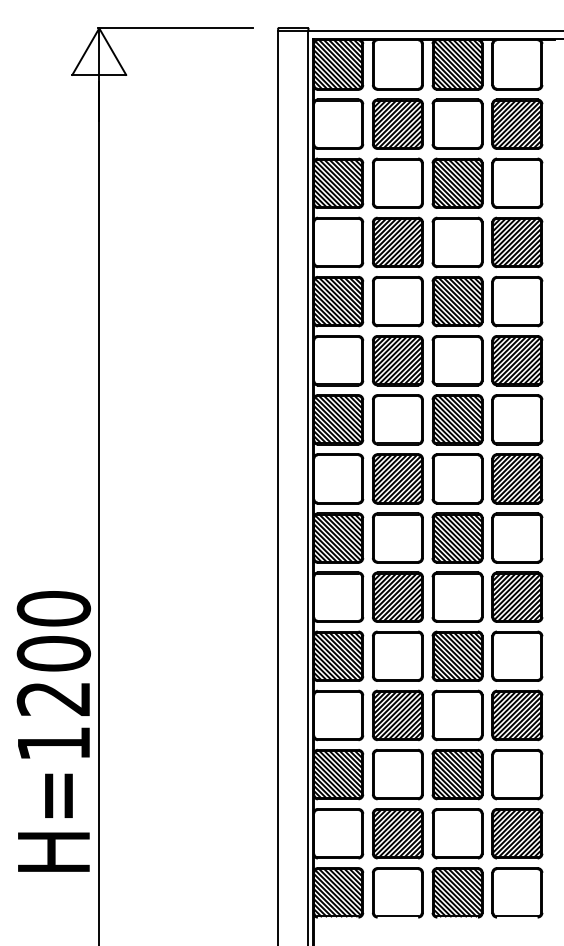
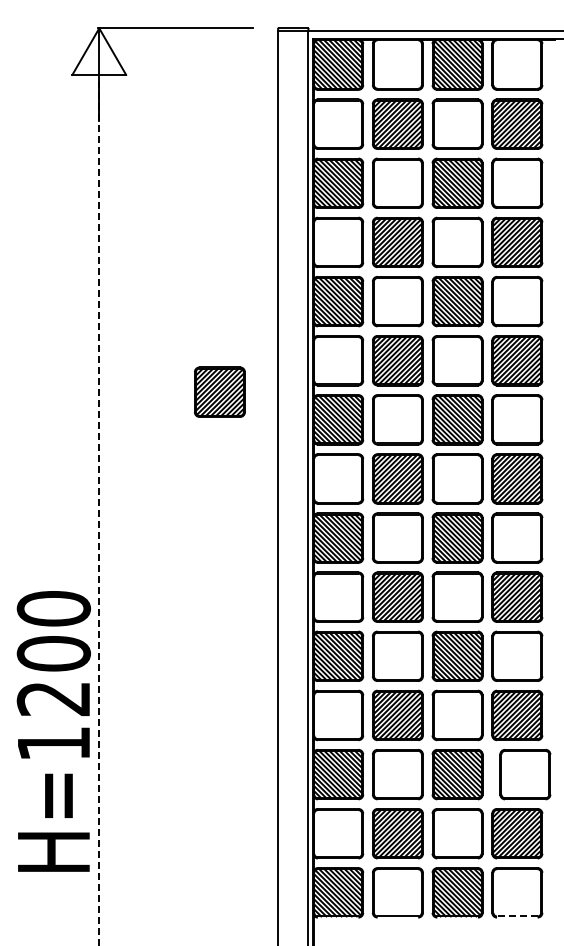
part: none -> present (219, 391)
line: solid -> dashed (99, 514)
part position: (517, 774) -> (525, 774) (525, 774)
line: solid -> dashed (516, 916)
